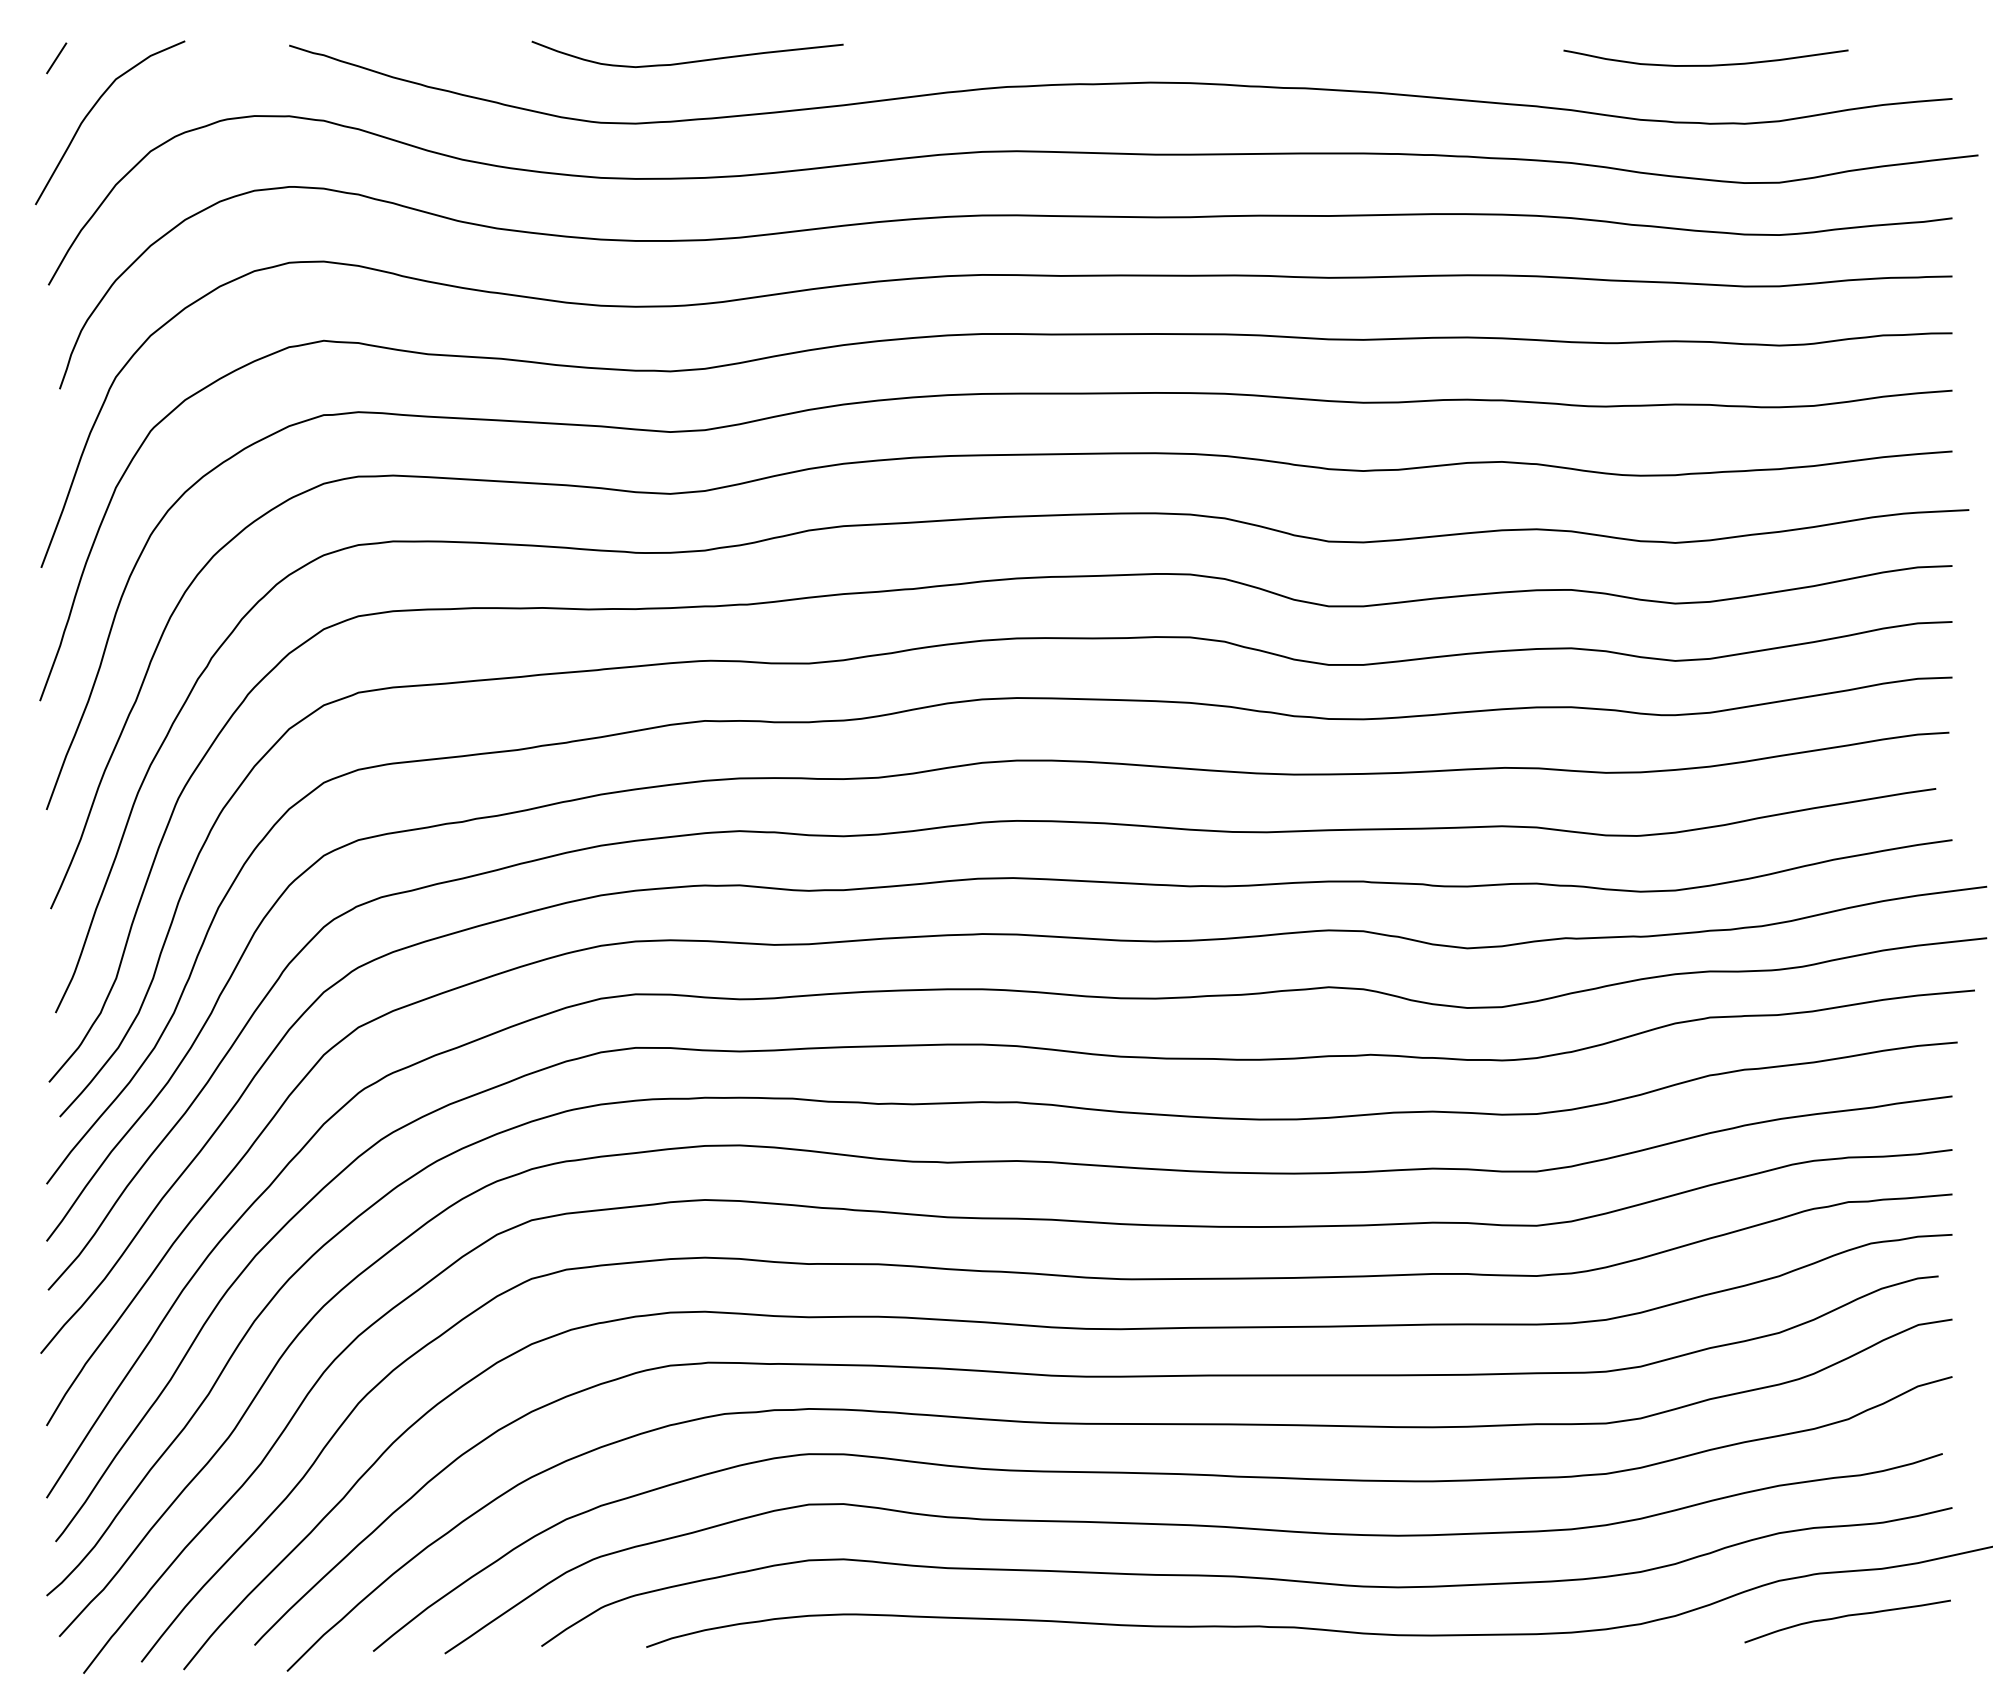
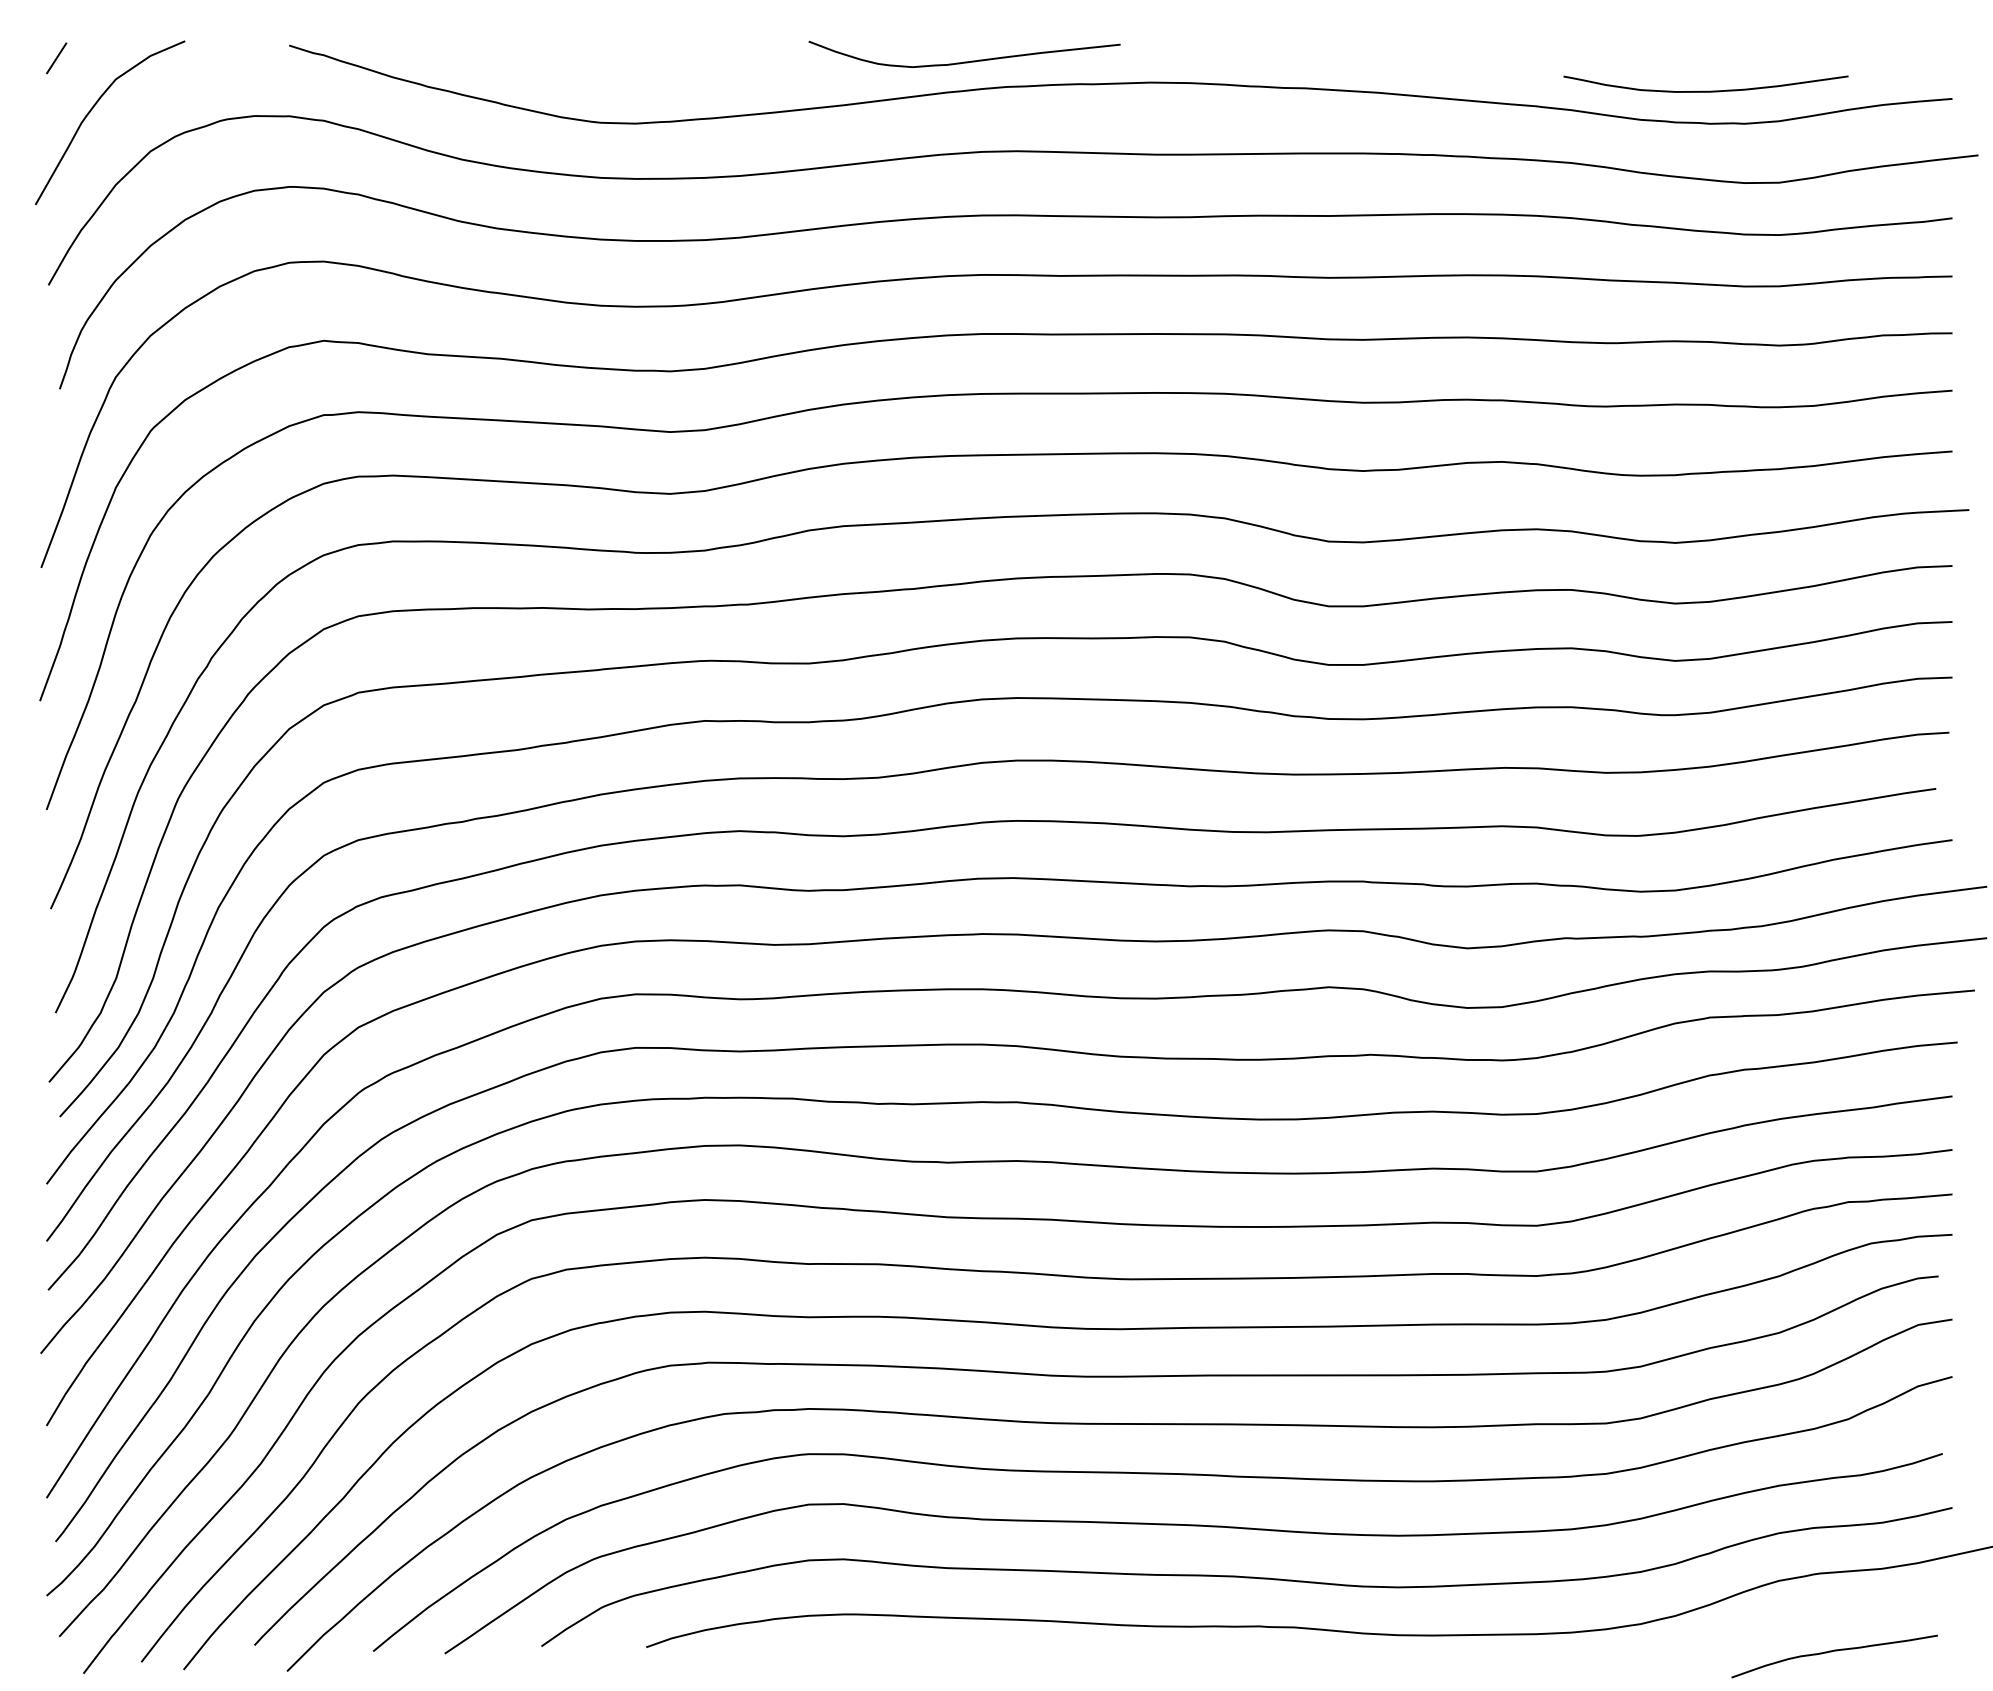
curve position: (687, 61) -> (964, 61) (964, 61)
curve position: (1705, 64) -> (1705, 90) (1705, 90)
curve position: (1847, 1616) -> (1834, 1651) (1834, 1651)
